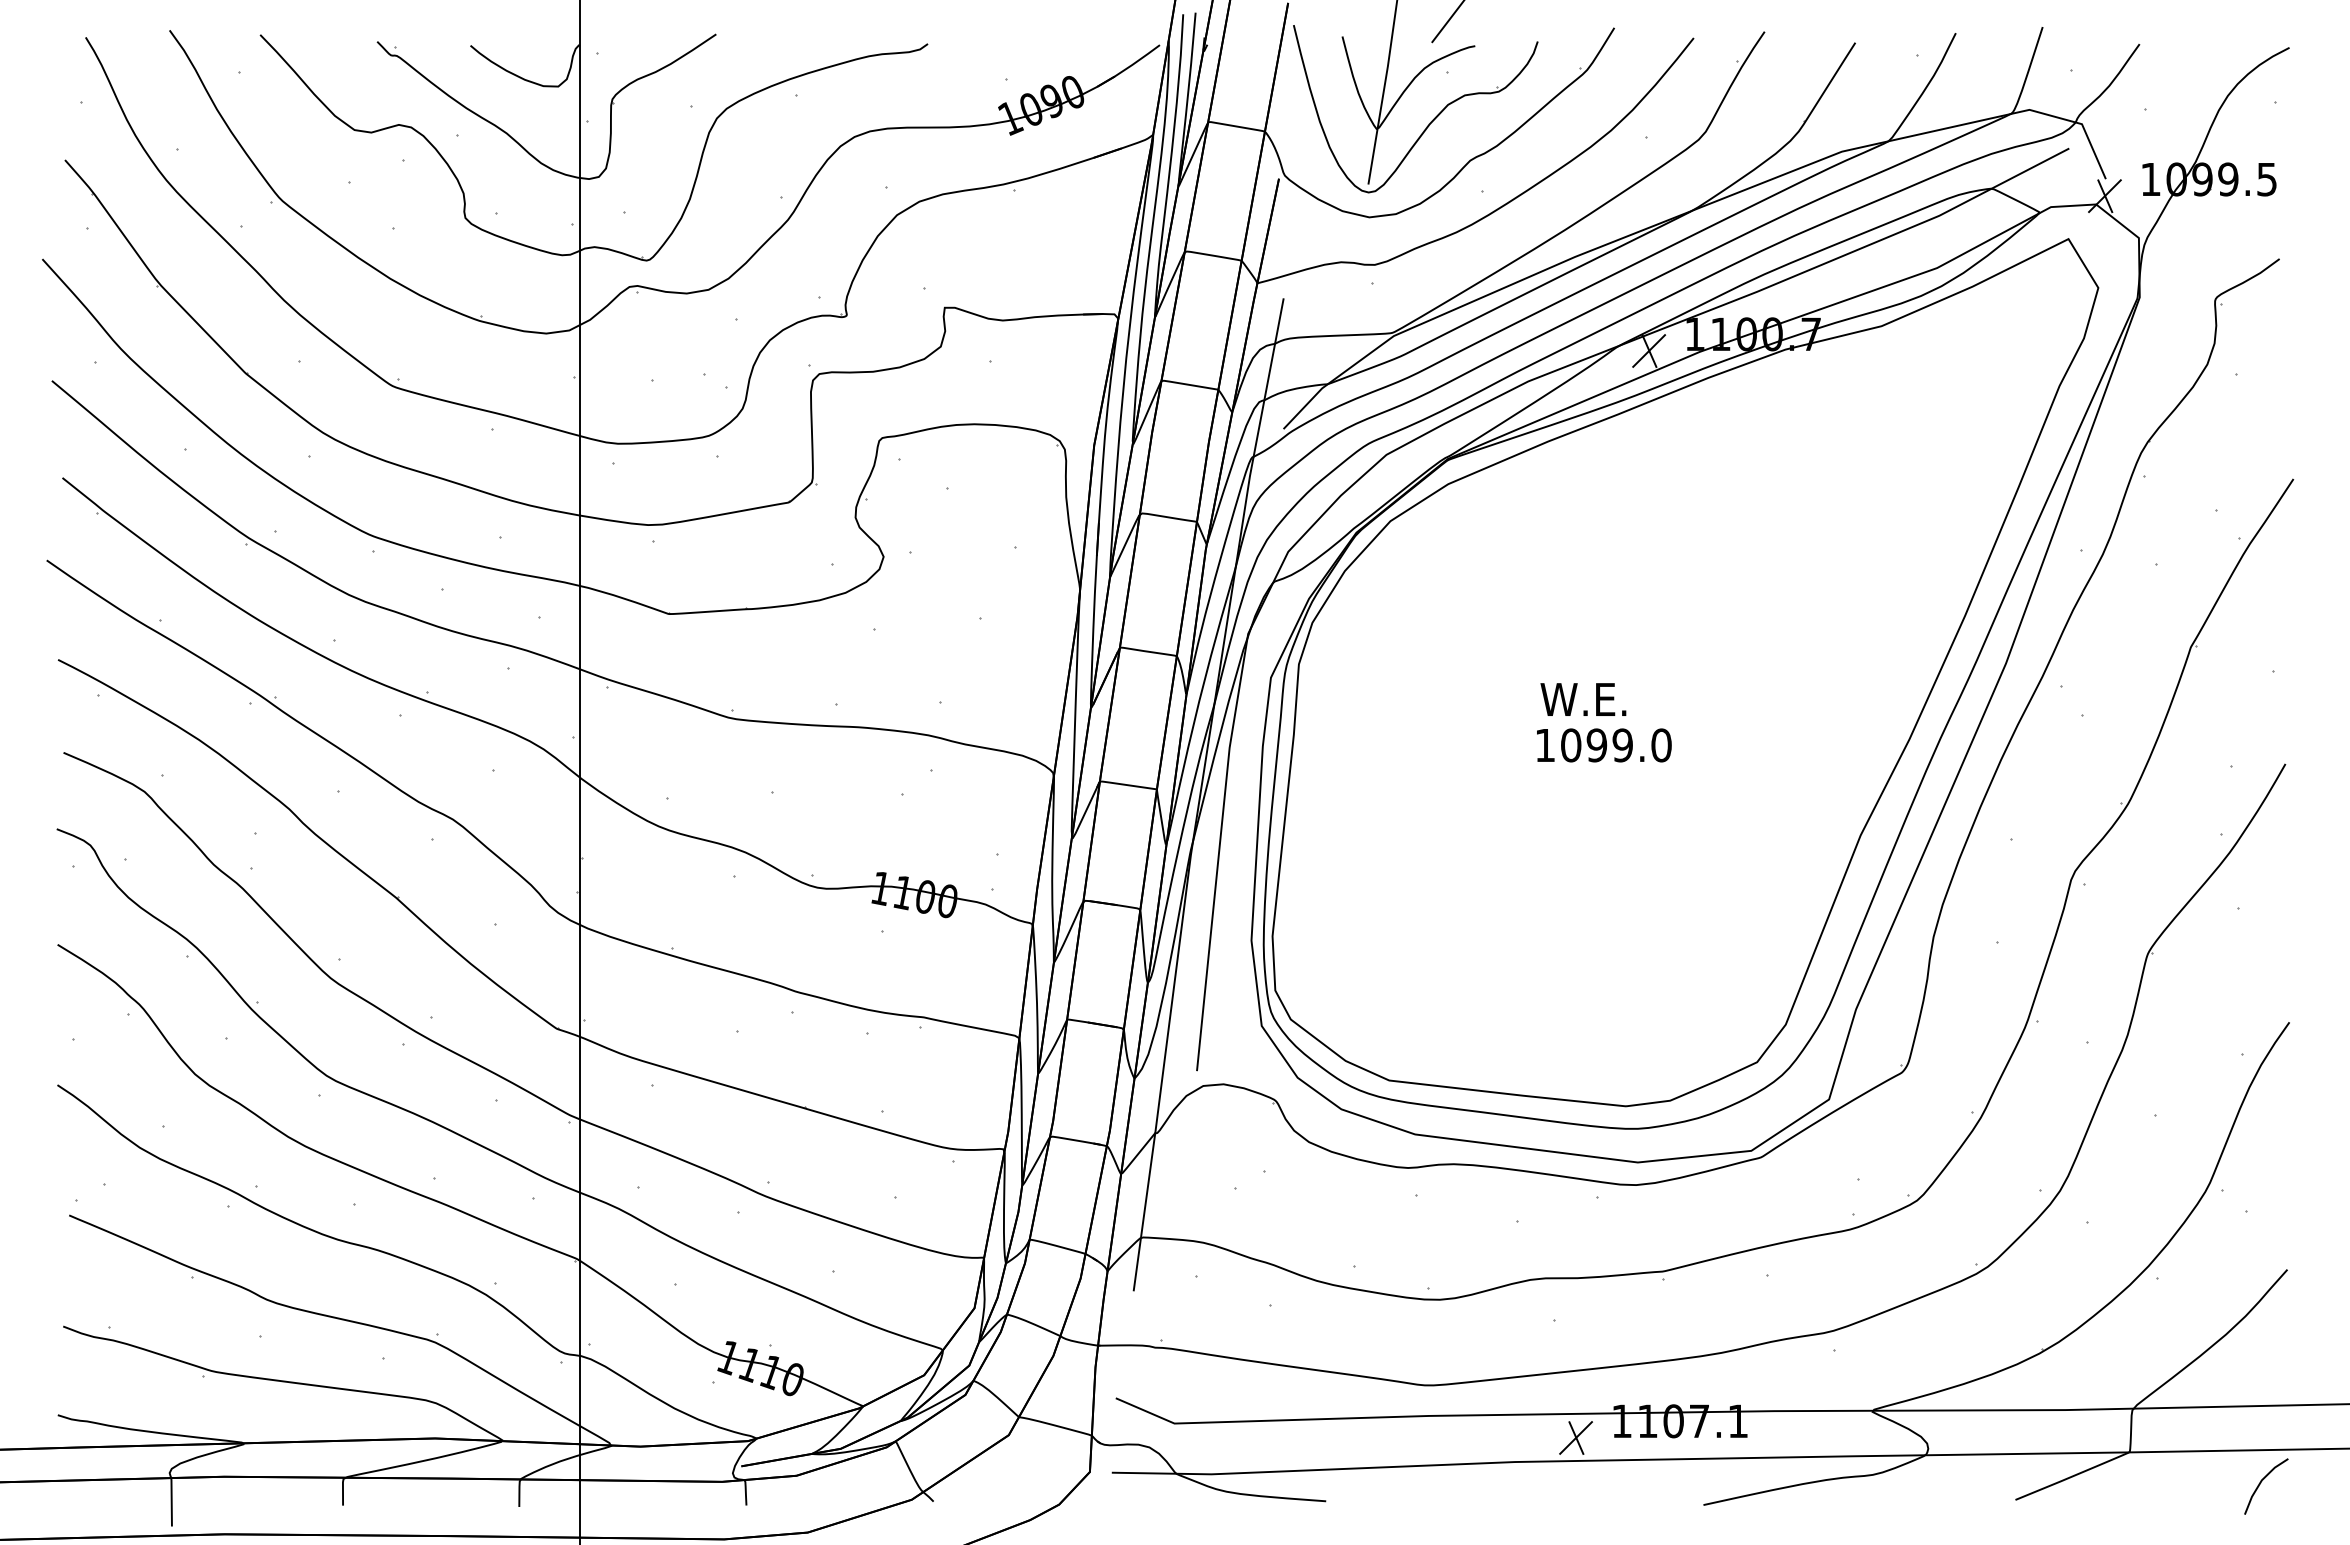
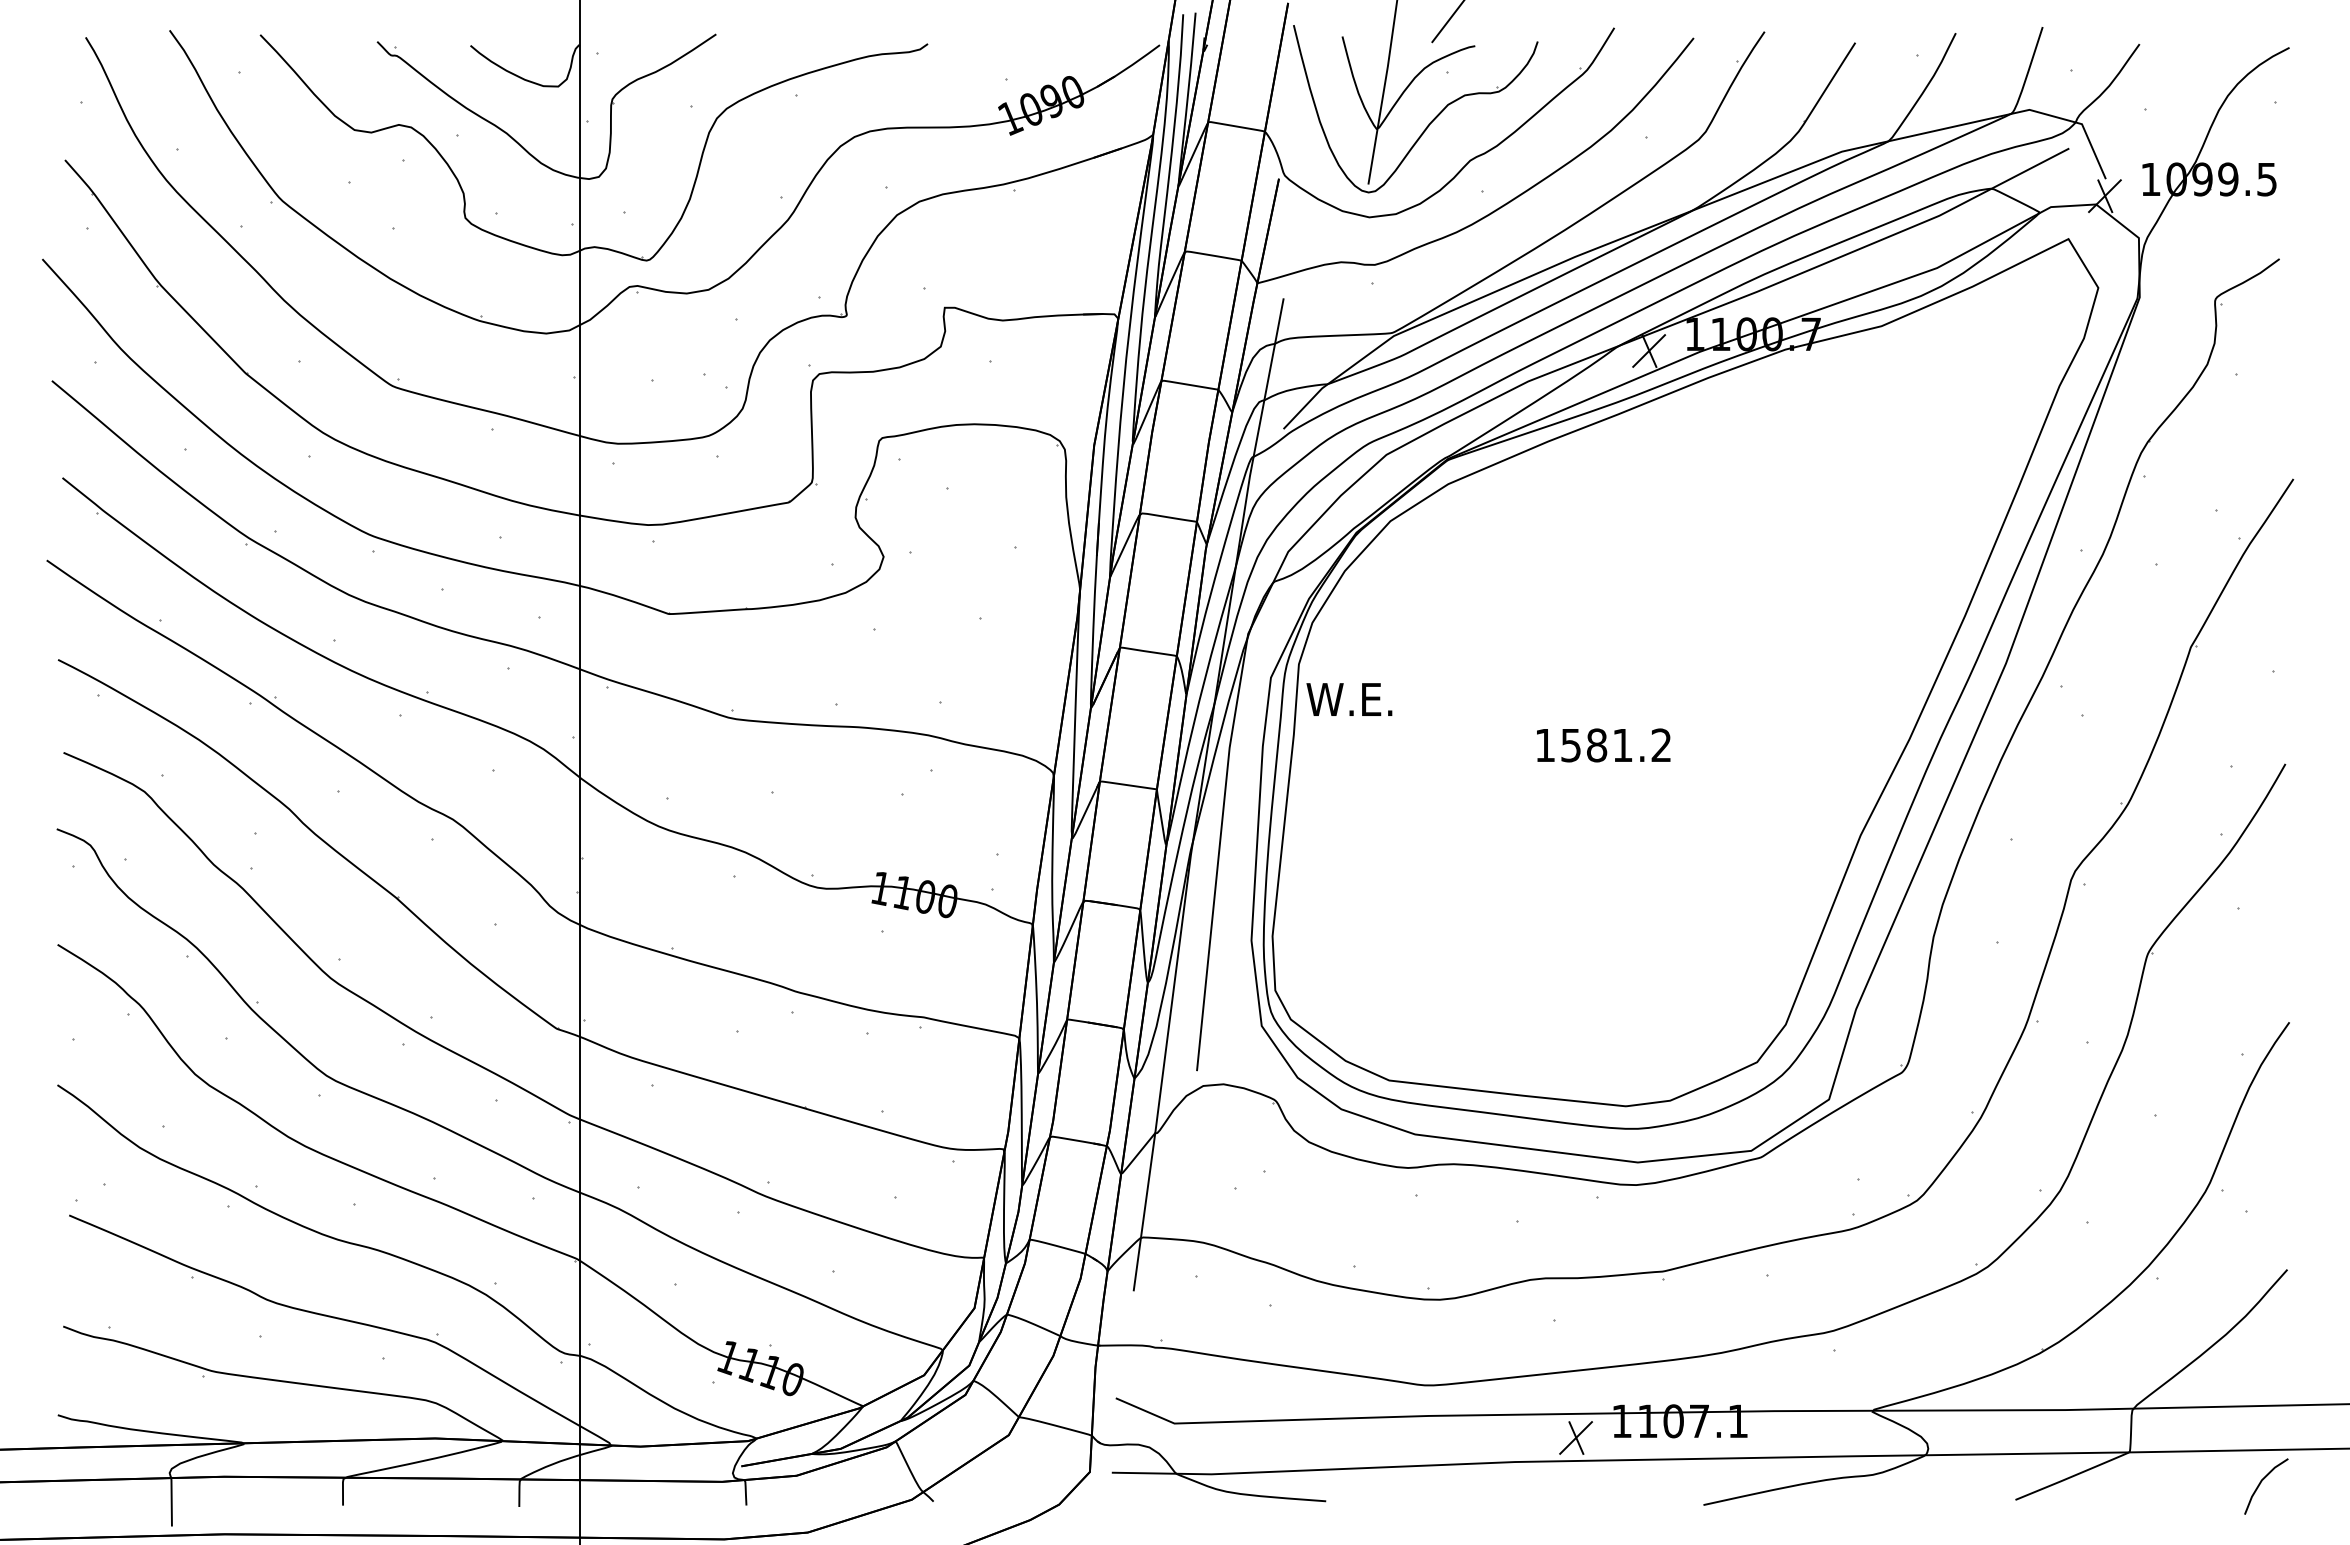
text position: (1583, 699) -> (1349, 699) (1349, 699)
text: 1099.0 -> 1581.2 (1616, 745)
